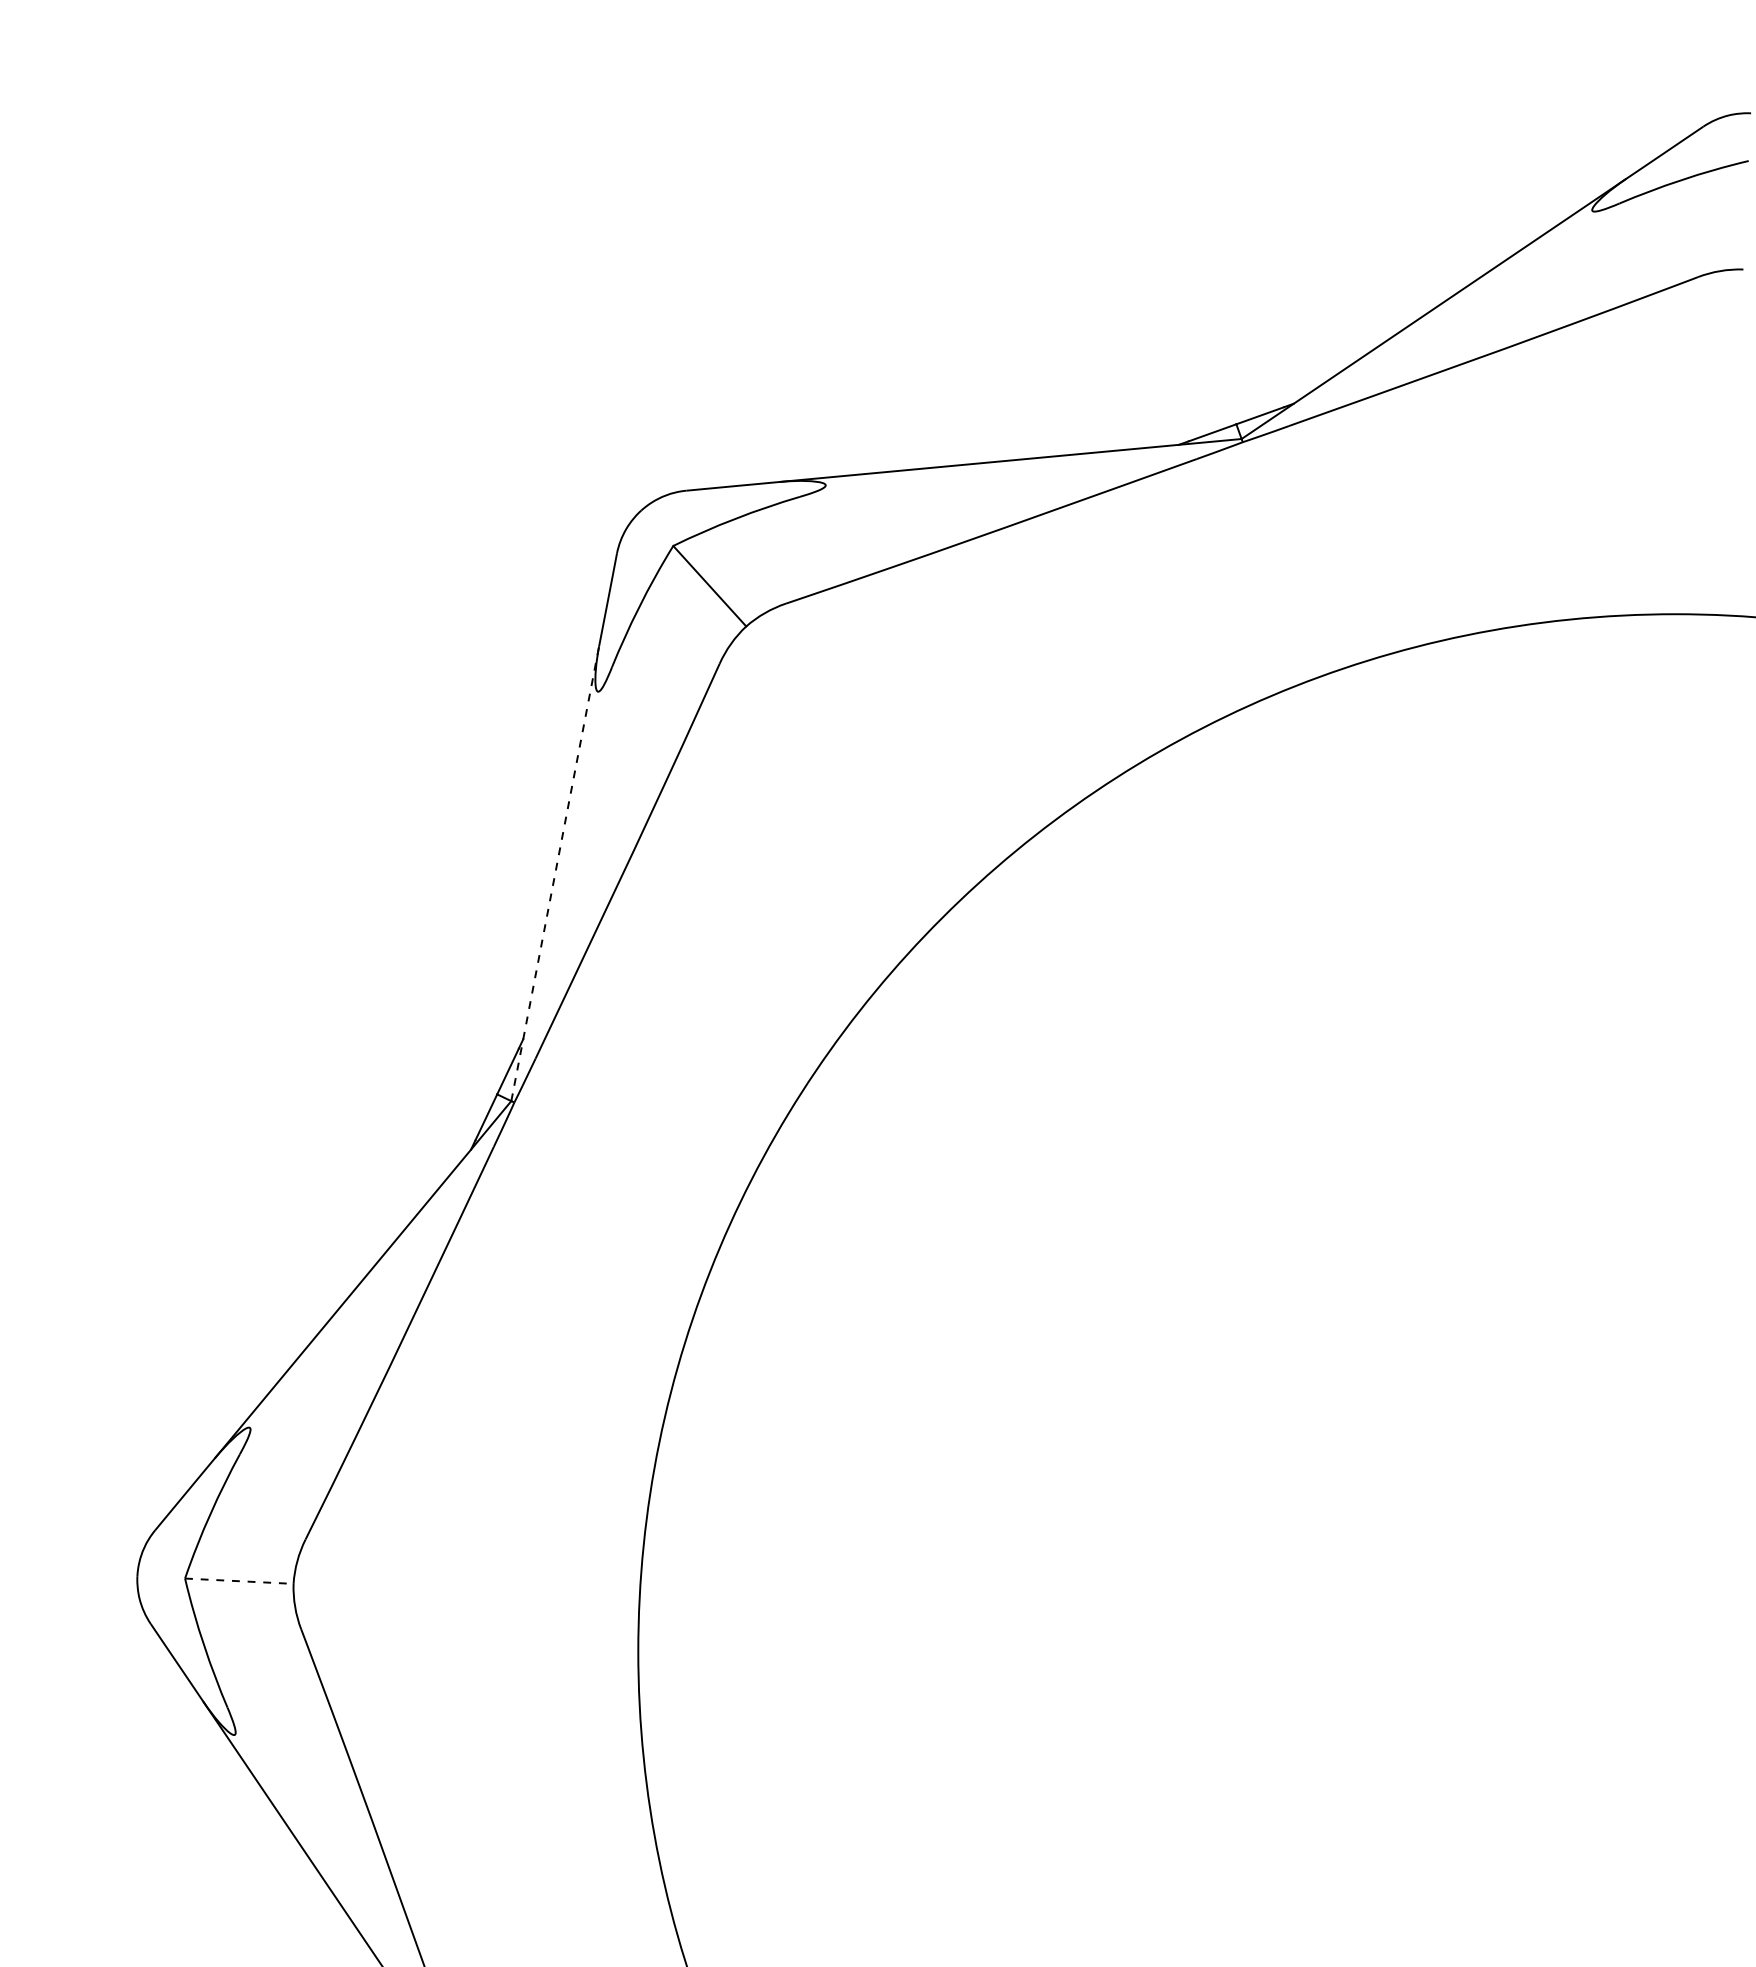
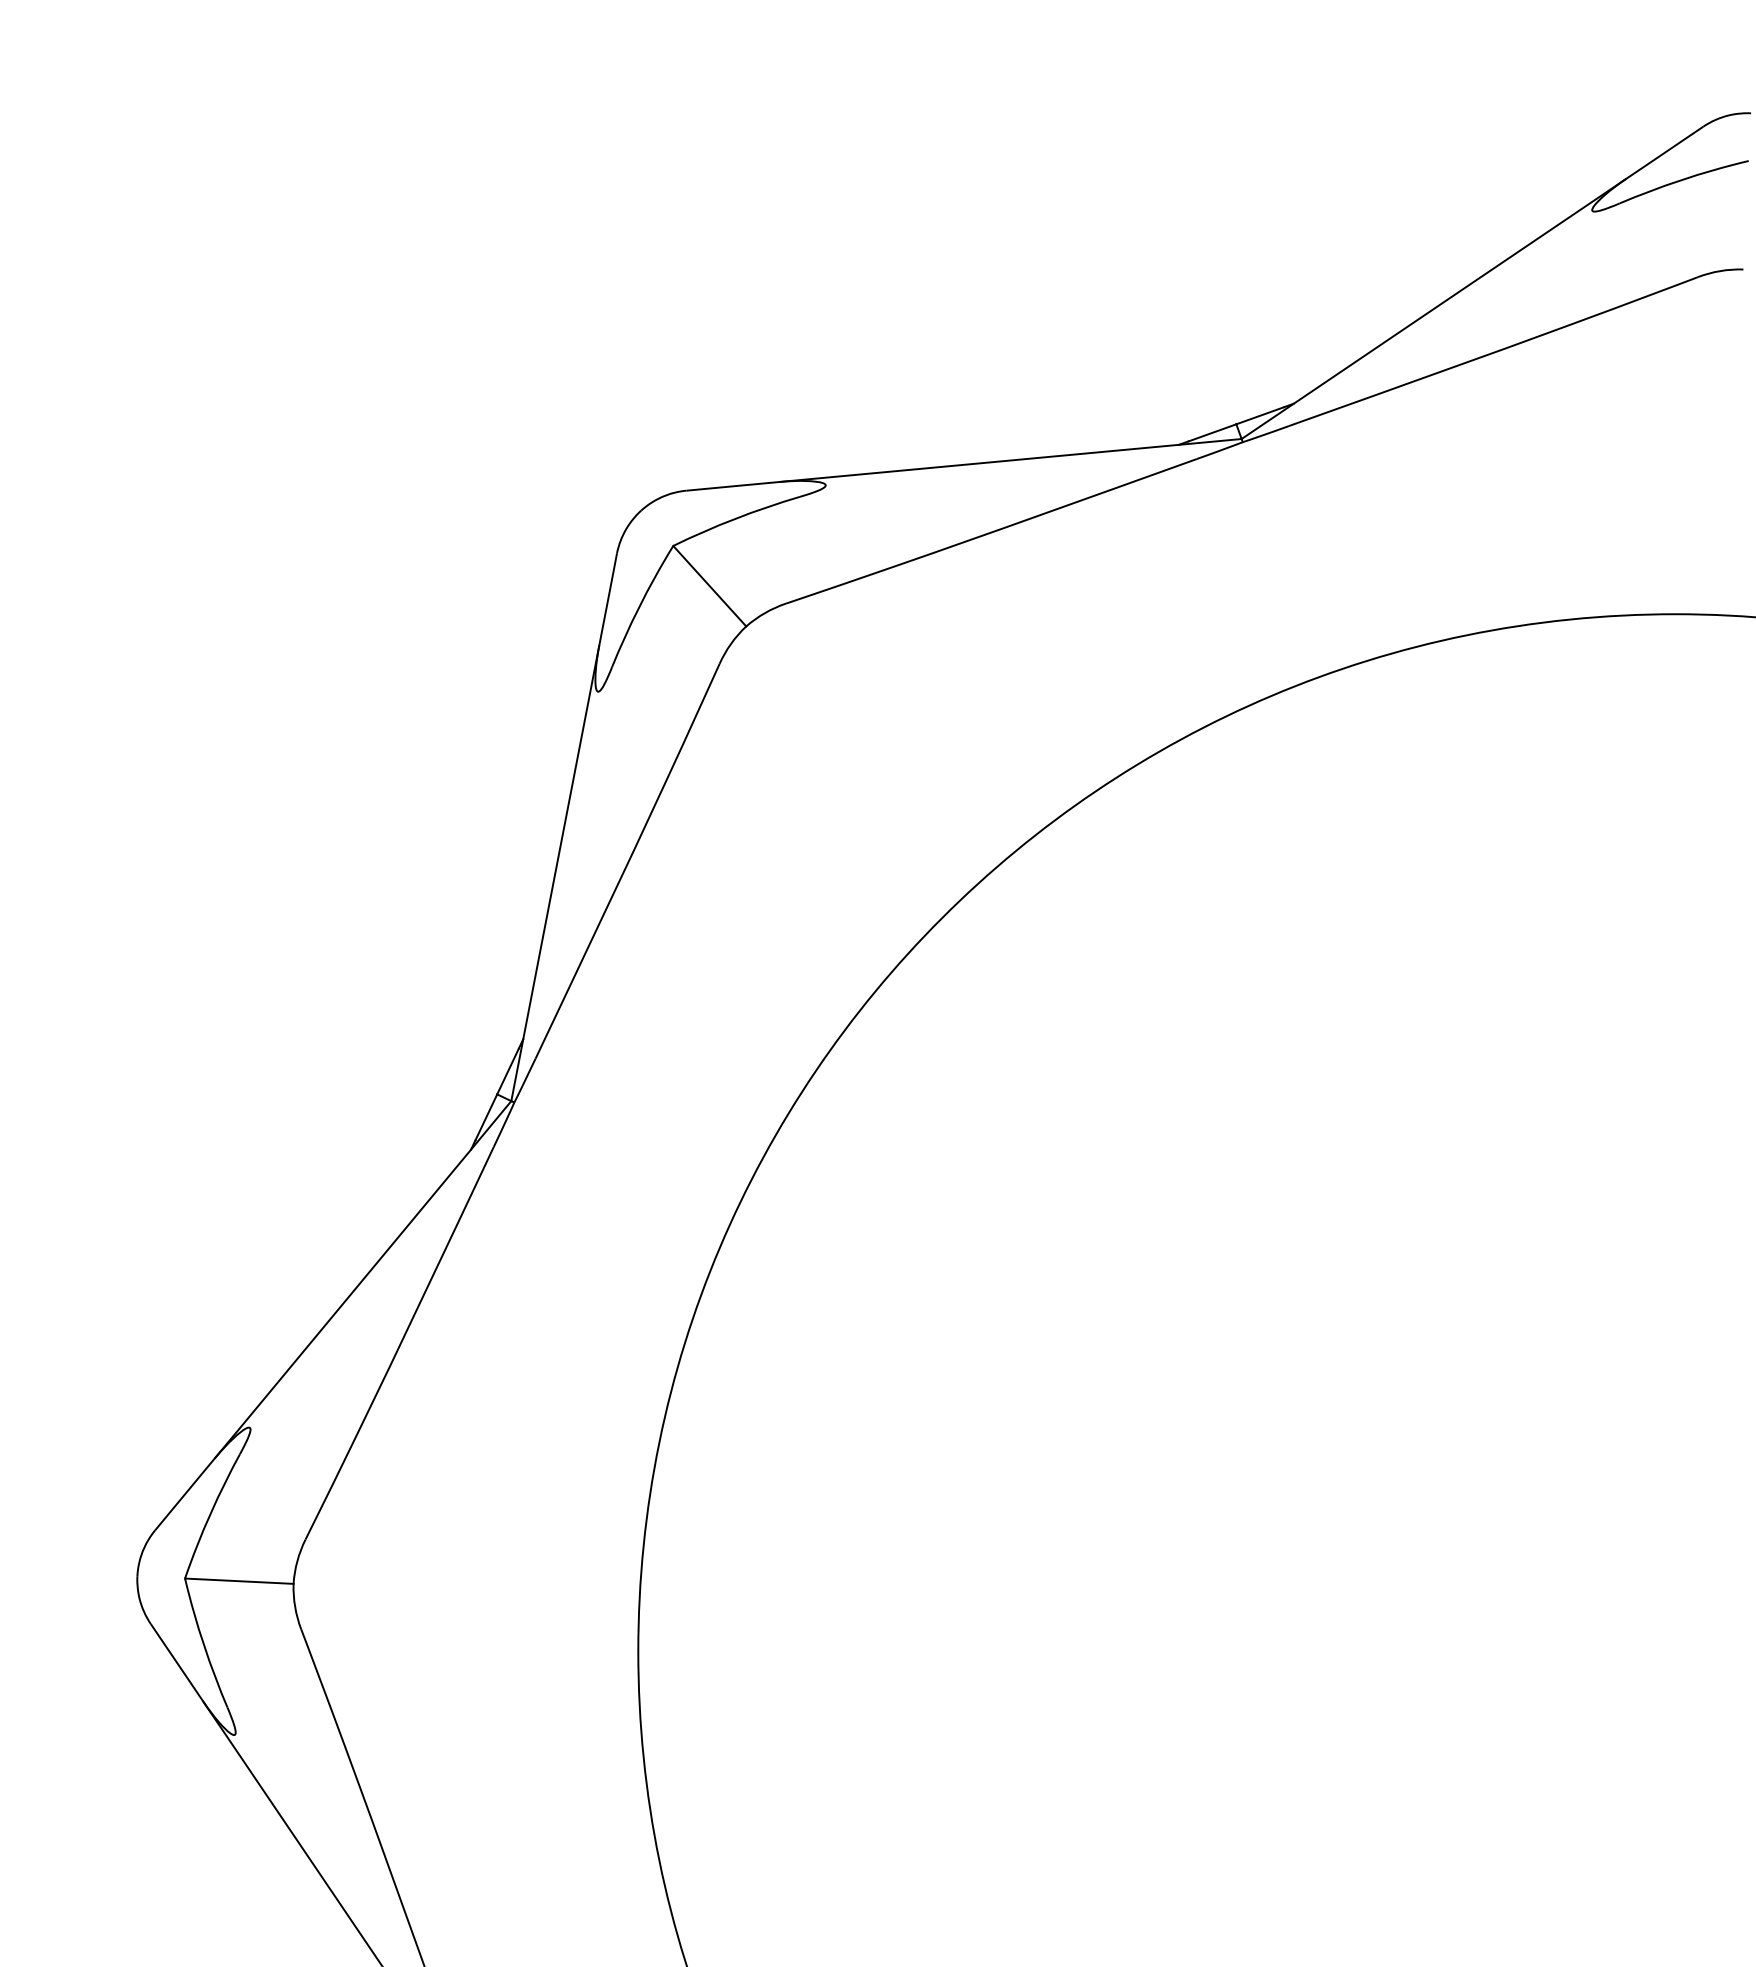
line: dashed -> solid (555, 873)
line: dashed -> solid (239, 1581)
